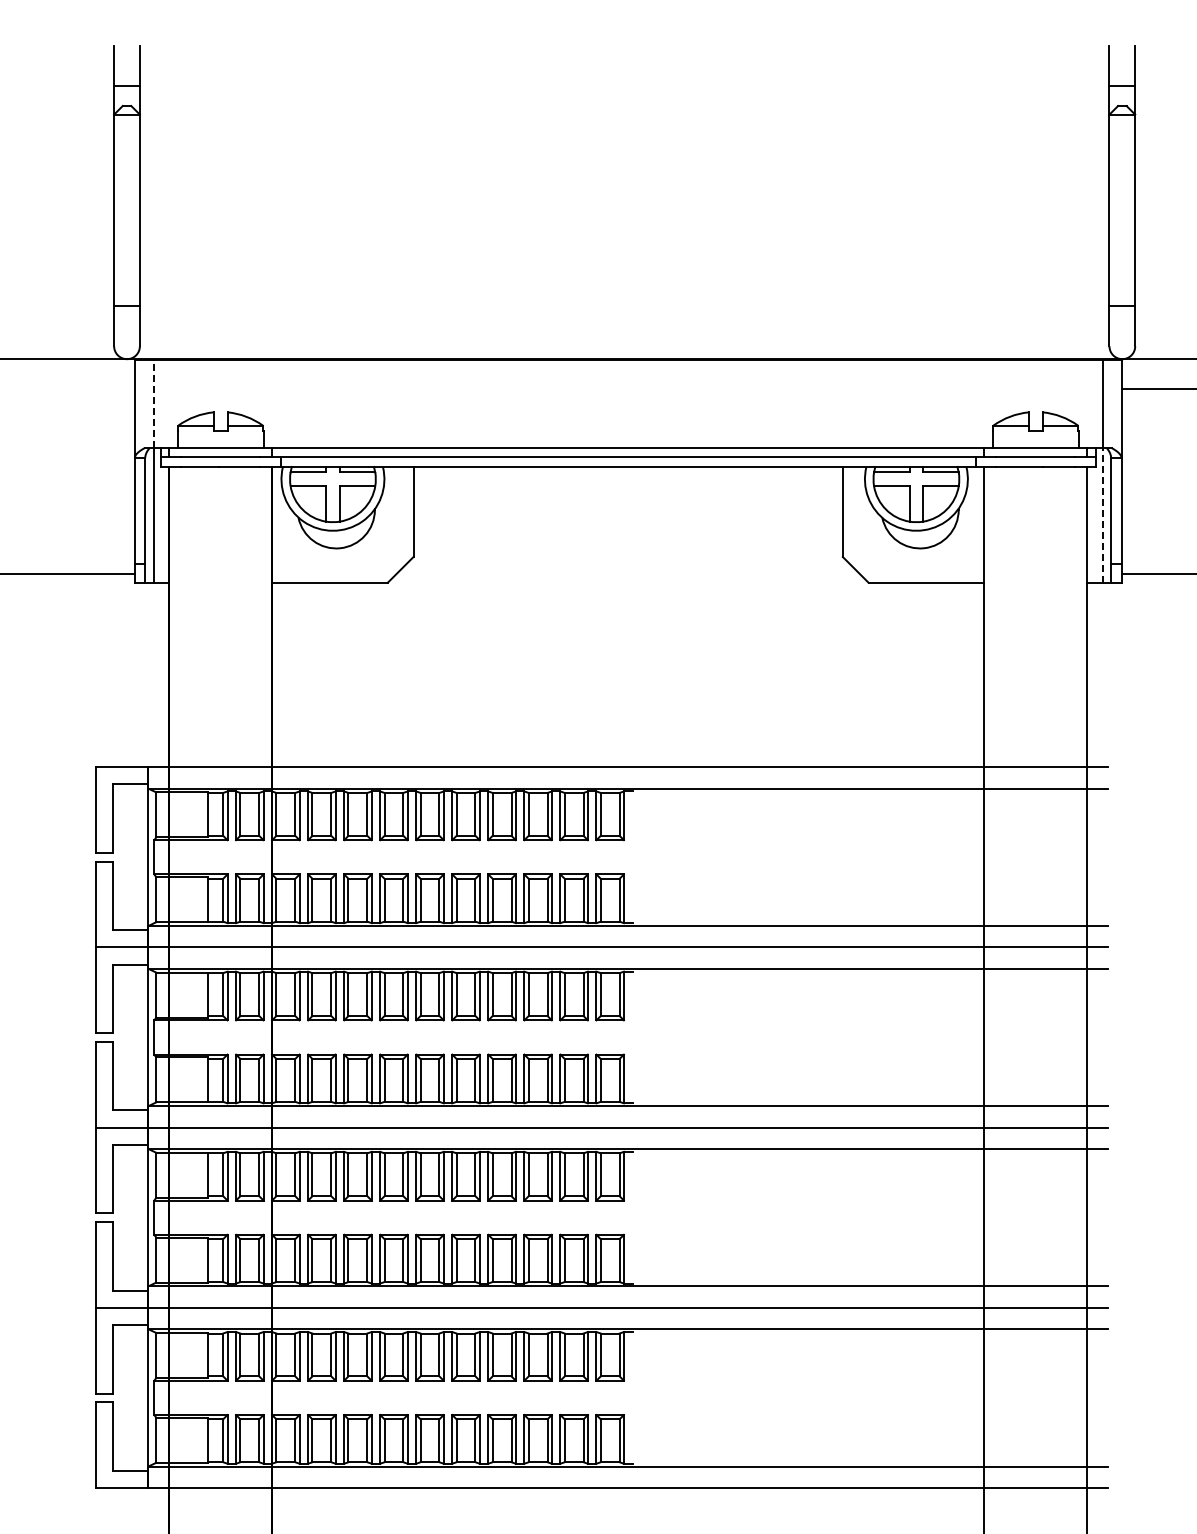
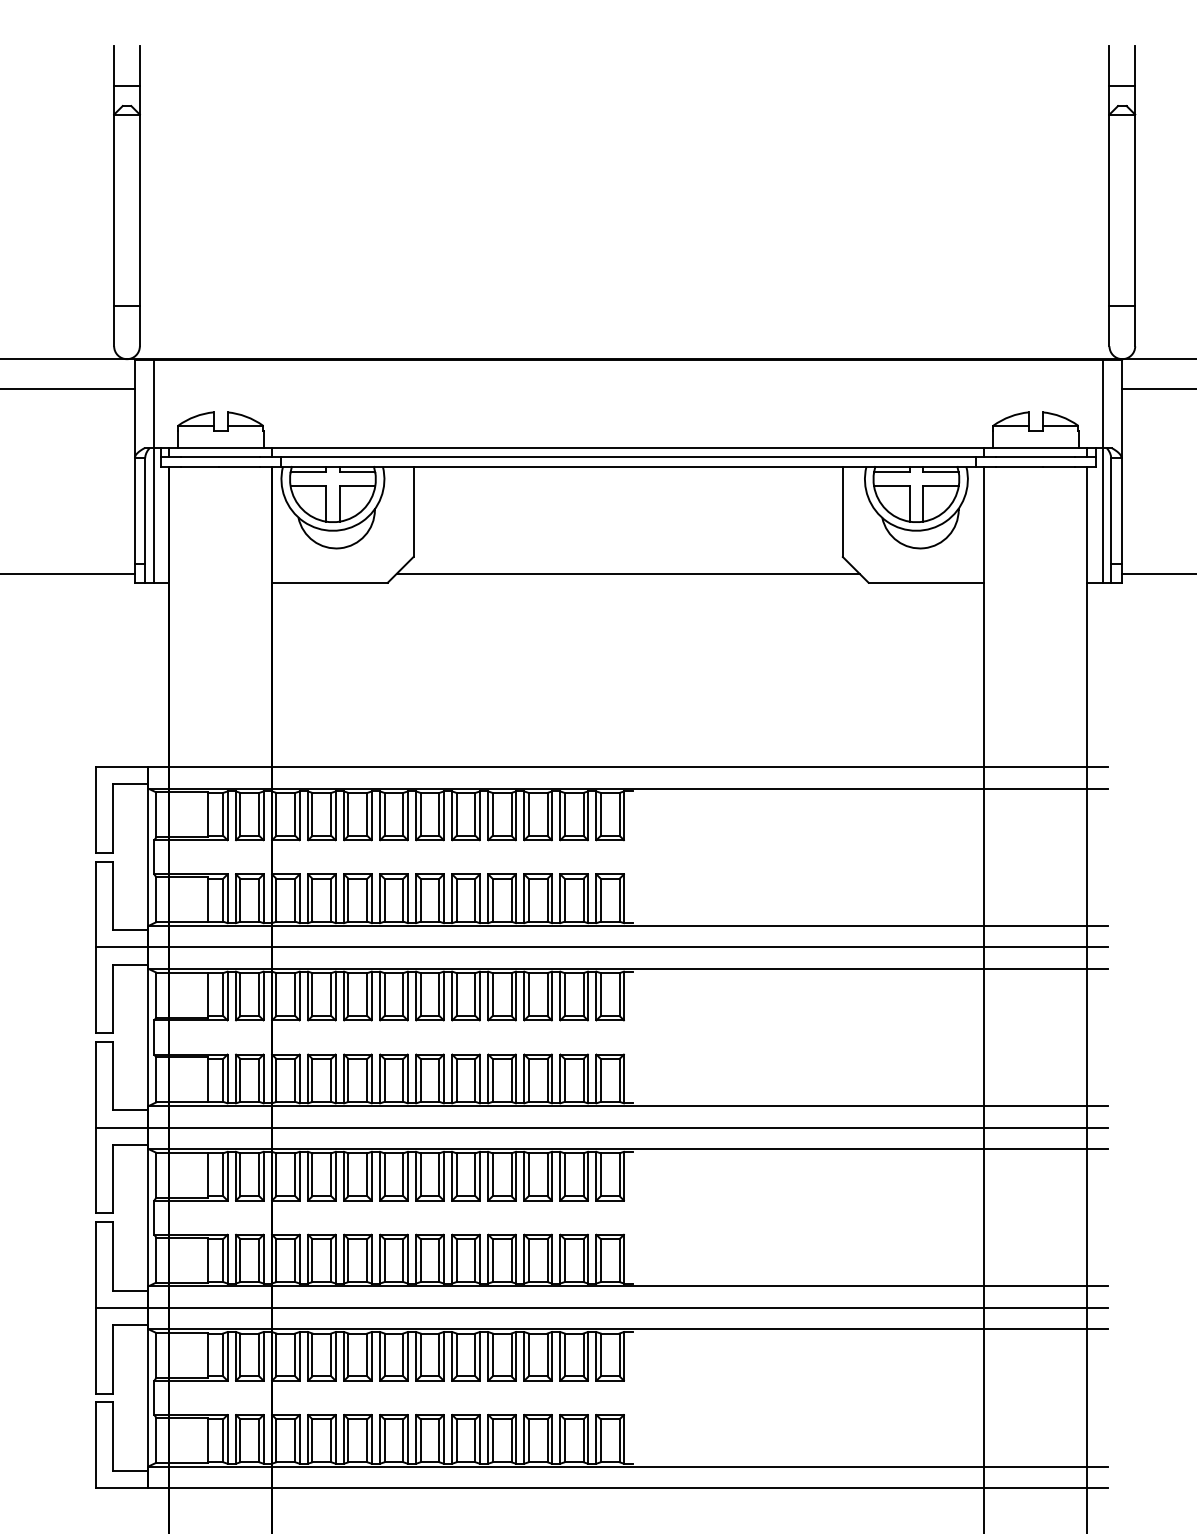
line: none -> present (68, 389)
line: dashed -> solid (153, 403)
line: dashed -> solid (1102, 514)
line: none -> present (627, 573)
